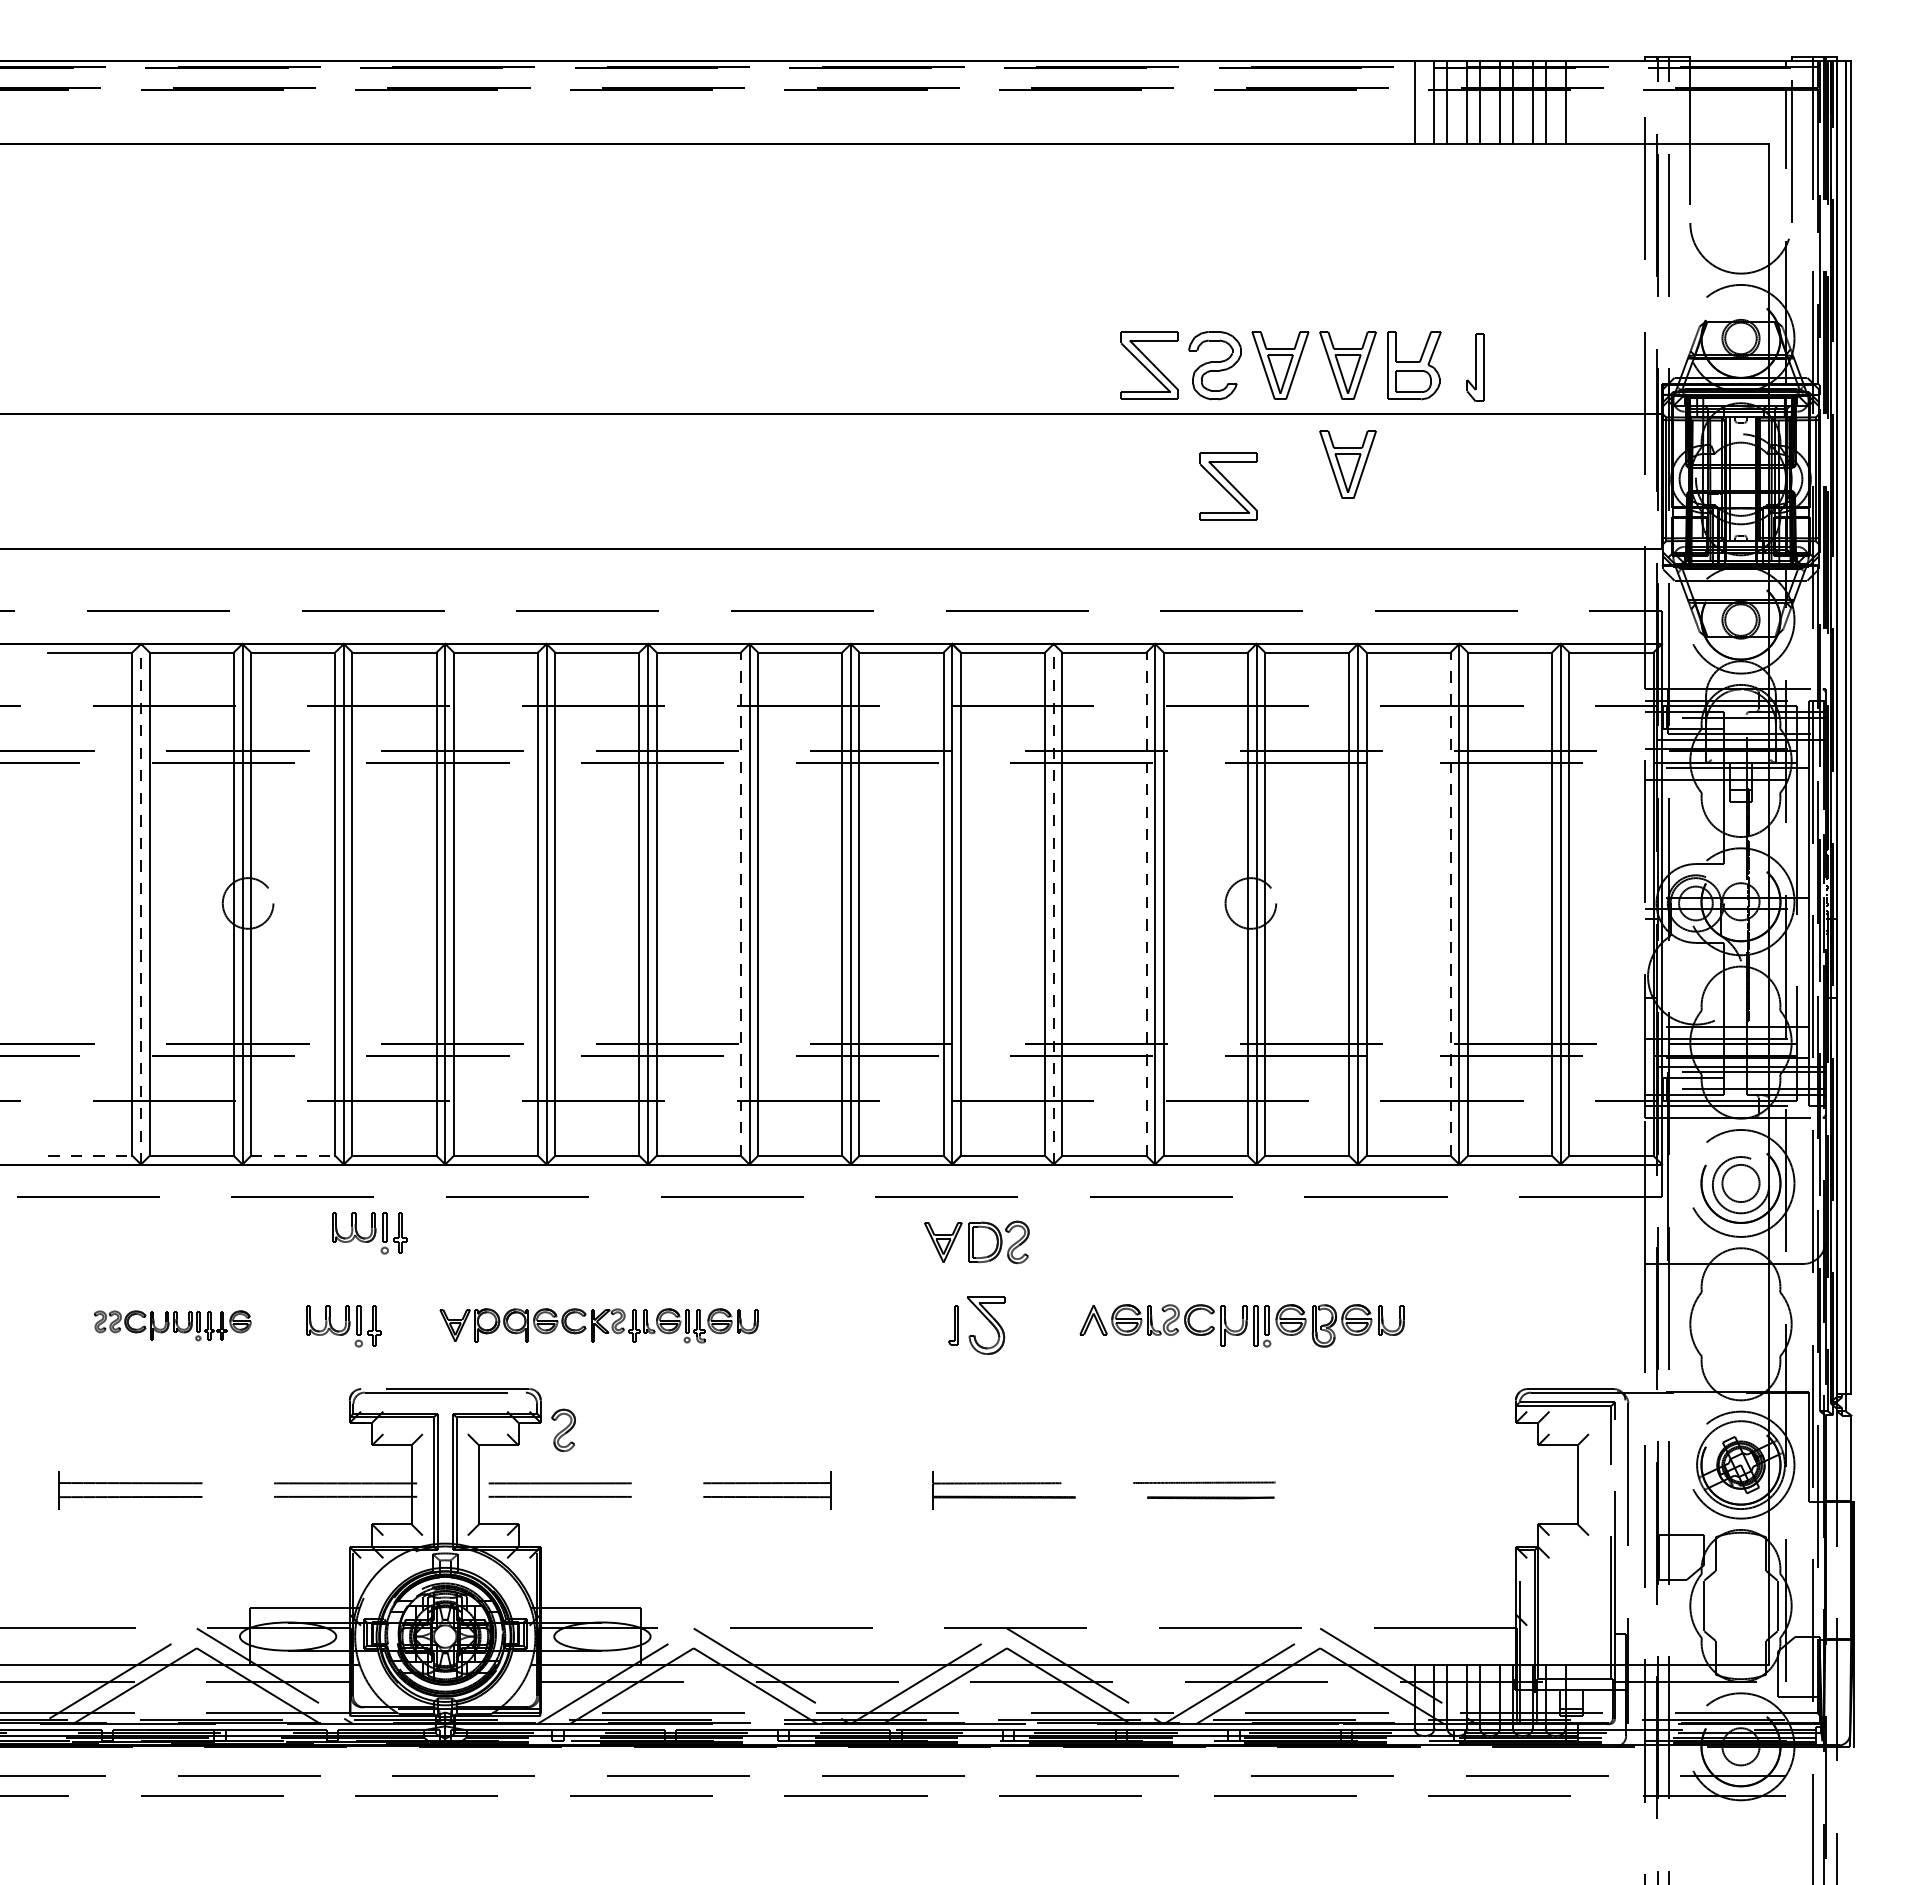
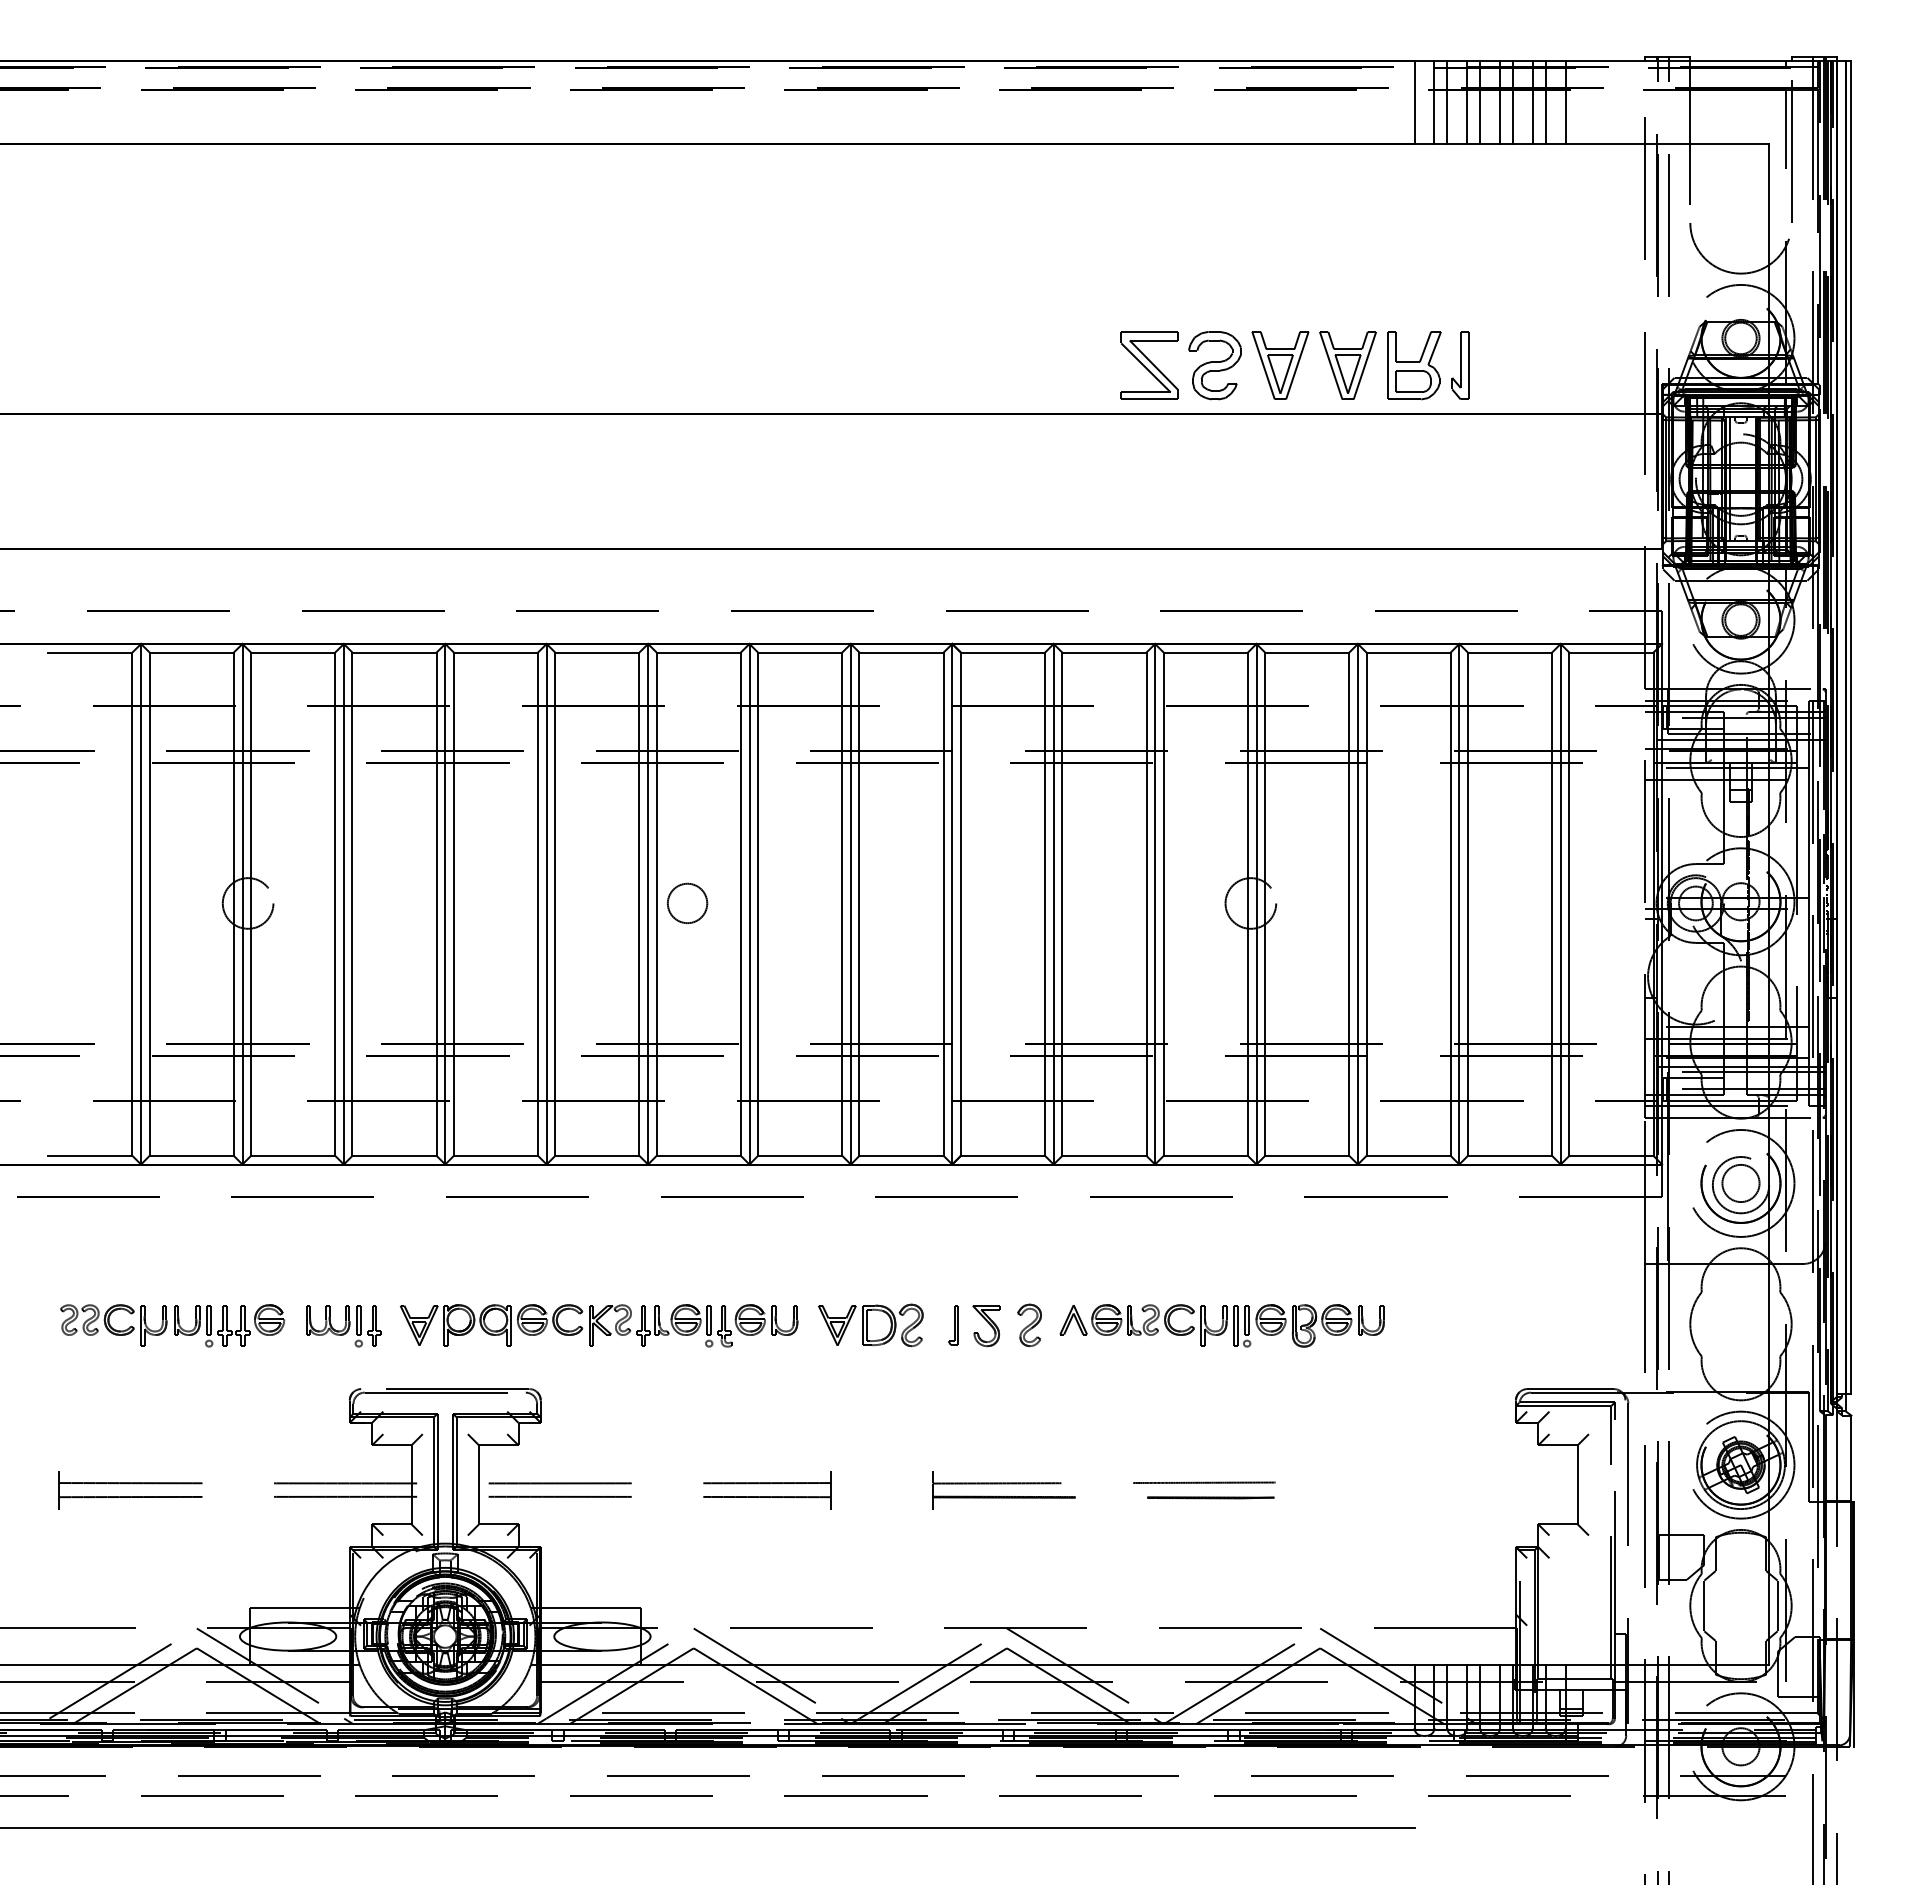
part position: (1475, 367) -> (1460, 365) (1460, 365)
part: present -> none (1347, 464)
part: present -> none (1228, 486)
line: dashed -> solid (141, 903)
circle: none -> present (687, 903)
line: dashed -> solid (1053, 903)
line: dashed -> solid (740, 904)
line: dashed -> solid (1146, 904)
line: dashed -> solid (1450, 904)
line: dashed -> solid (90, 1155)
line: dashed -> solid (293, 1155)
part: present -> none (369, 1233)
part position: (976, 1242) -> (870, 1325) (870, 1325)
part size: 158x32 px -> 226x44 px (172, 1325)
part size: 320x36 px -> 400x44 px (598, 1325)
part size: 39x59 px -> 29x43 px (986, 1326)
part position: (1241, 1325) -> (1221, 1325) (1221, 1325)
part position: (563, 1430) -> (1029, 1325) (1029, 1325)
line: none -> present (708, 1828)
